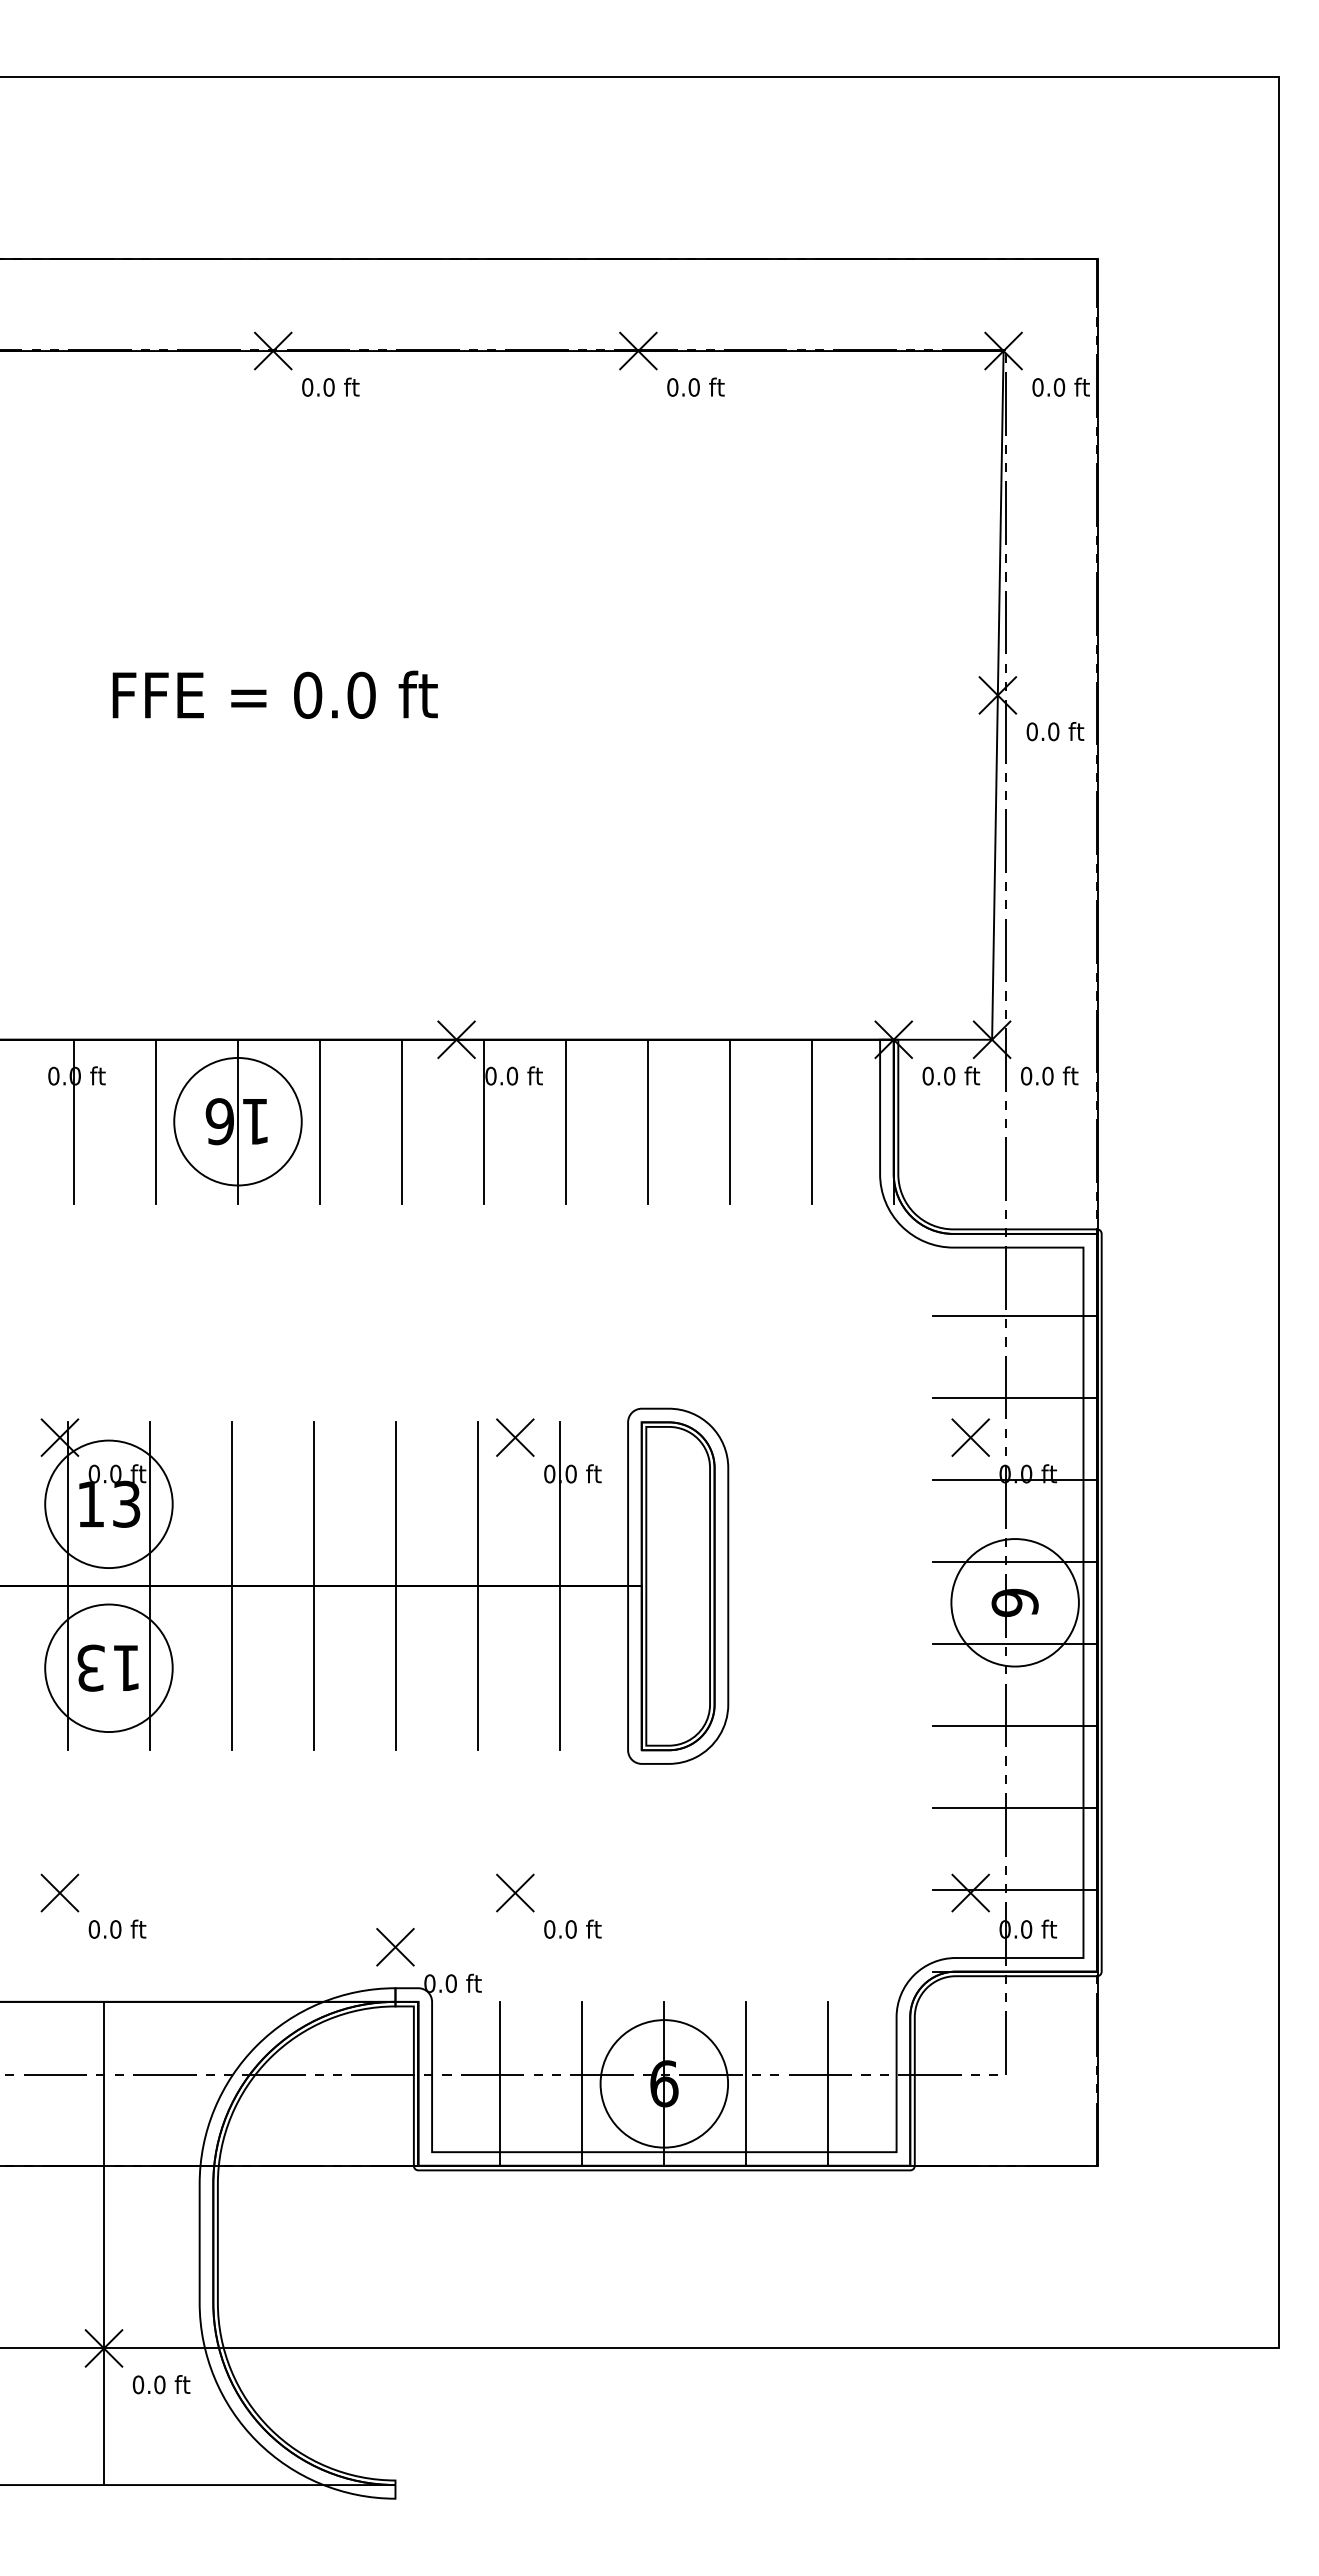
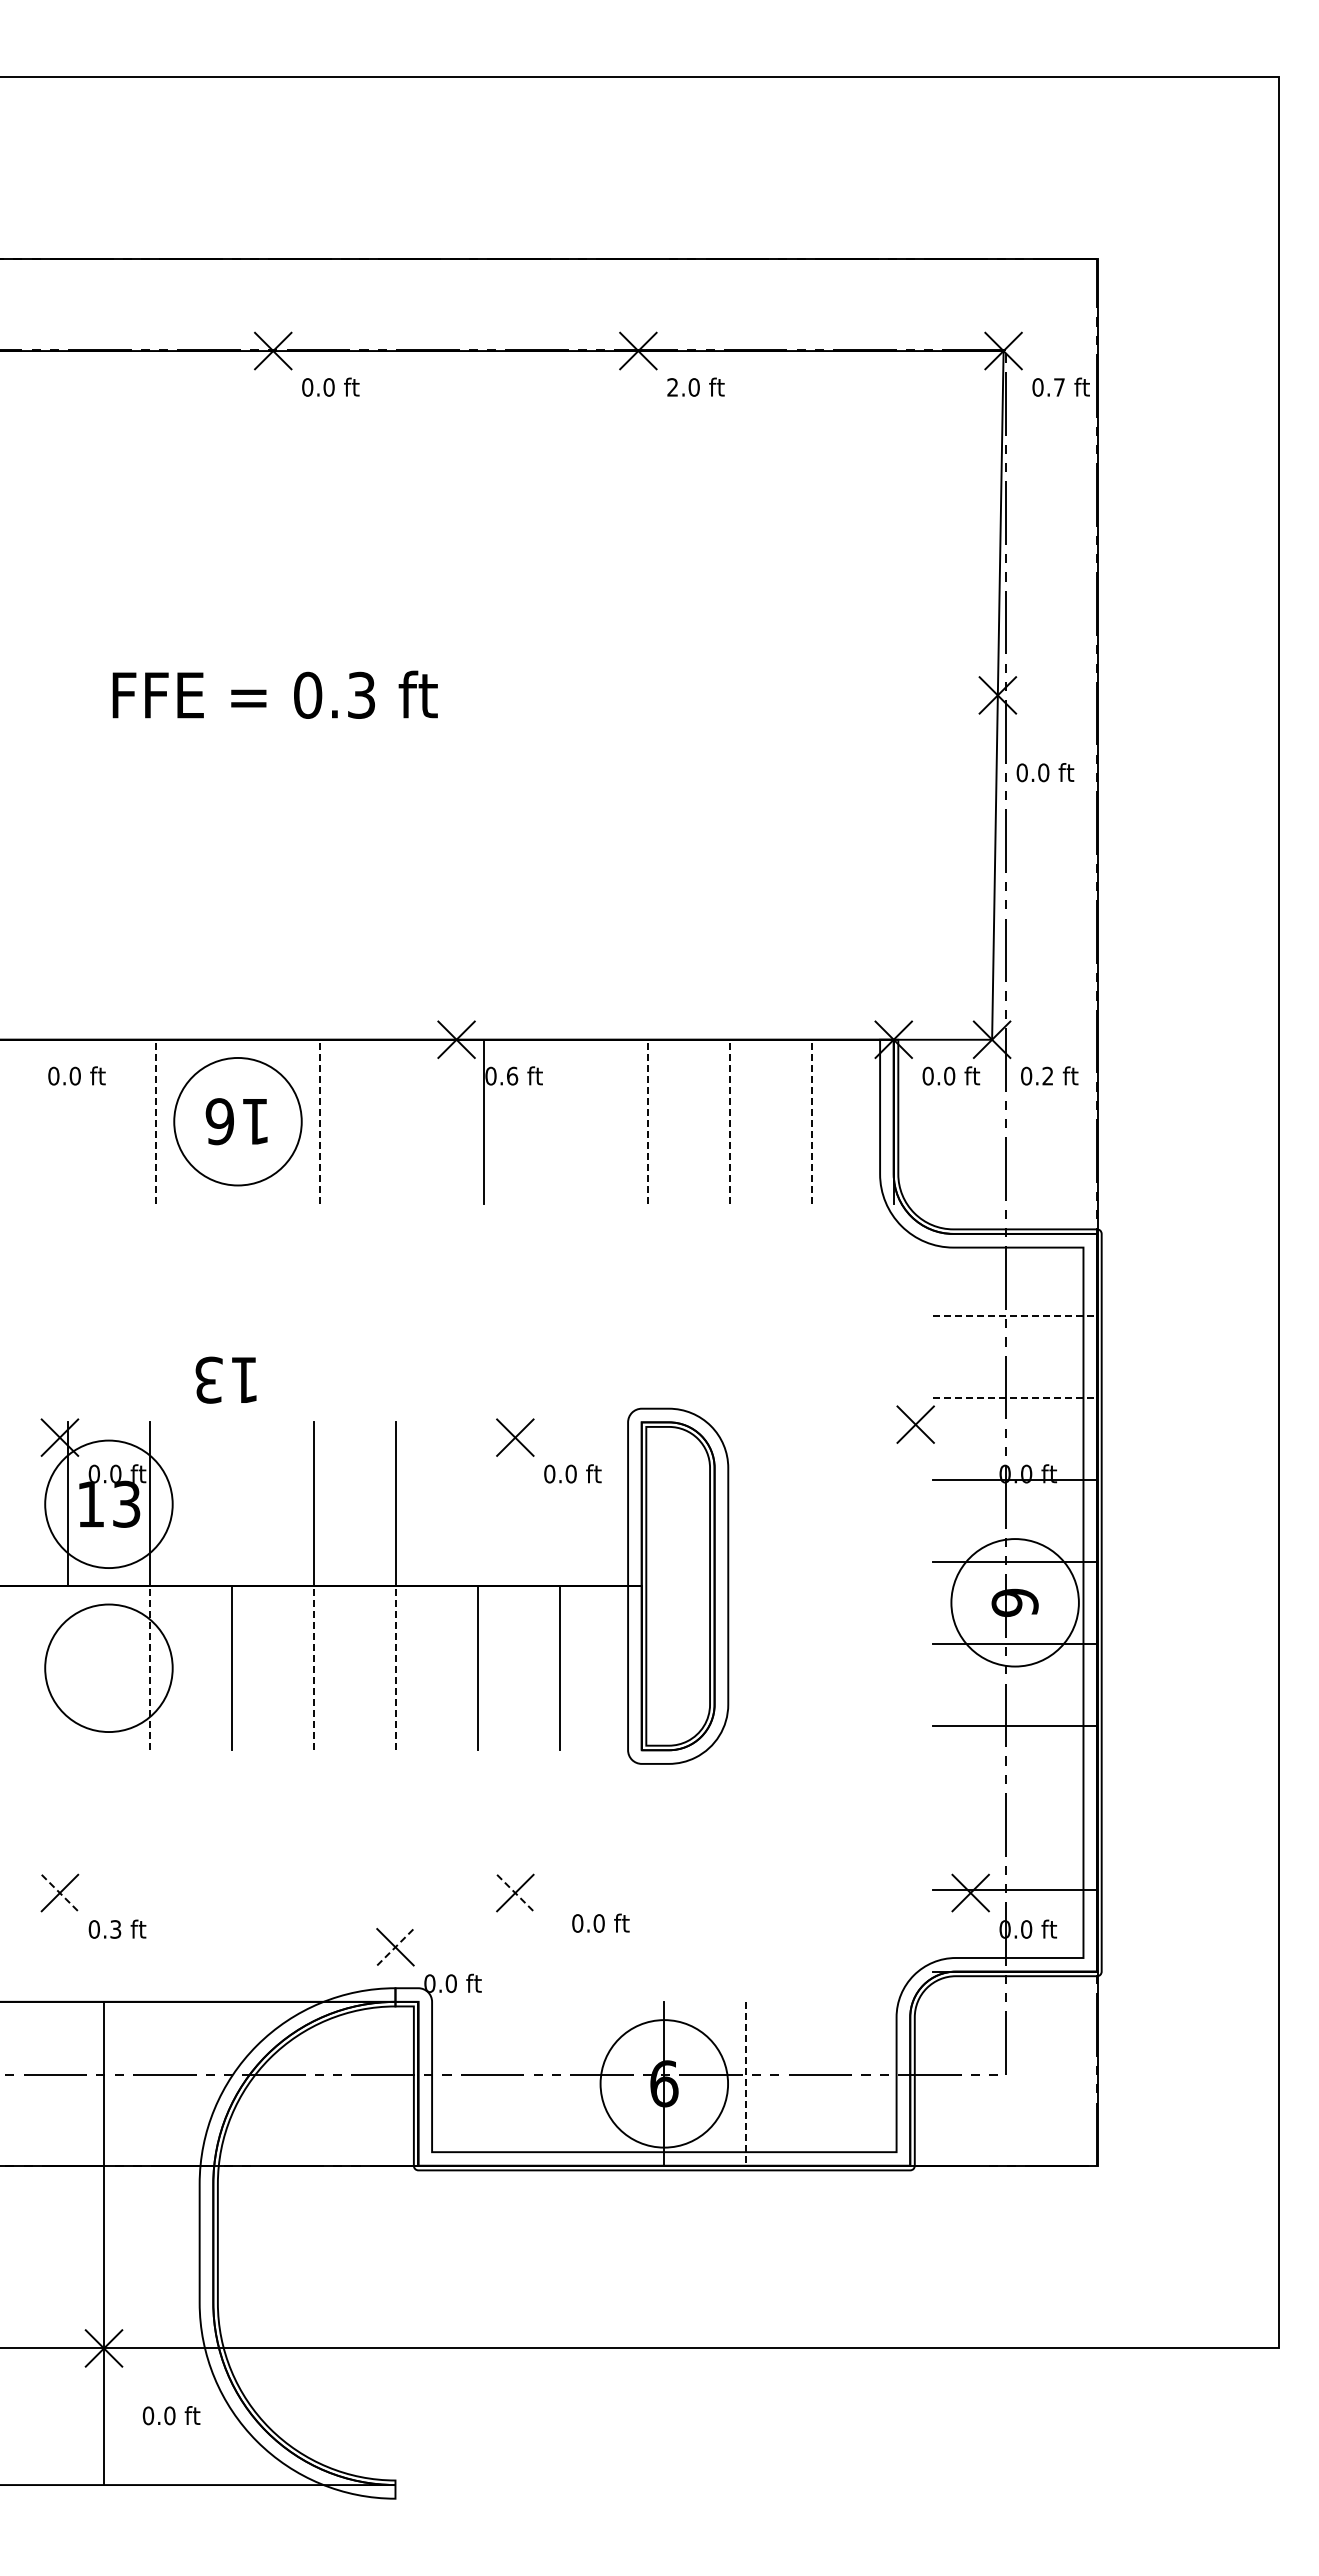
text: 0.0 -> 2.0 (672, 387)
text: 0.0 -> 0.7 (1059, 387)
text: 0.0 -> 0.3 (361, 694)
text position: (1055, 731) -> (1045, 772) (1045, 772)
text: 0.0 -> 0.6 (512, 1075)
text: 0.0 -> 0.2 (1047, 1075)
line: present -> none (74, 1121)
line: solid -> dashed (156, 1121)
line: present -> none (238, 1121)
line: solid -> dashed (319, 1121)
line: present -> none (401, 1121)
line: present -> none (565, 1121)
line: solid -> dashed (647, 1121)
line: solid -> dashed (729, 1121)
line: solid -> dashed (811, 1121)
line: solid -> dashed (1015, 1315)
line: solid -> dashed (1015, 1397)
part position: (970, 1437) -> (915, 1424) (915, 1424)
line: present -> none (231, 1504)
line: present -> none (477, 1504)
line: present -> none (559, 1504)
text position: (107, 1667) -> (225, 1379) (225, 1379)
line: present -> none (67, 1668)
line: solid -> dashed (149, 1668)
line: solid -> dashed (313, 1668)
line: solid -> dashed (395, 1668)
line: present -> none (1015, 1807)
line: solid -> dashed (59, 1893)
line: solid -> dashed (515, 1893)
text position: (572, 1928) -> (600, 1922) (600, 1922)
text: 0.0 -> 0.3 (115, 1929)
line: solid -> dashed (395, 1947)
line: present -> none (500, 2083)
line: present -> none (582, 2083)
line: solid -> dashed (746, 2083)
line: present -> none (828, 2083)
text position: (161, 2384) -> (171, 2415) (171, 2415)
